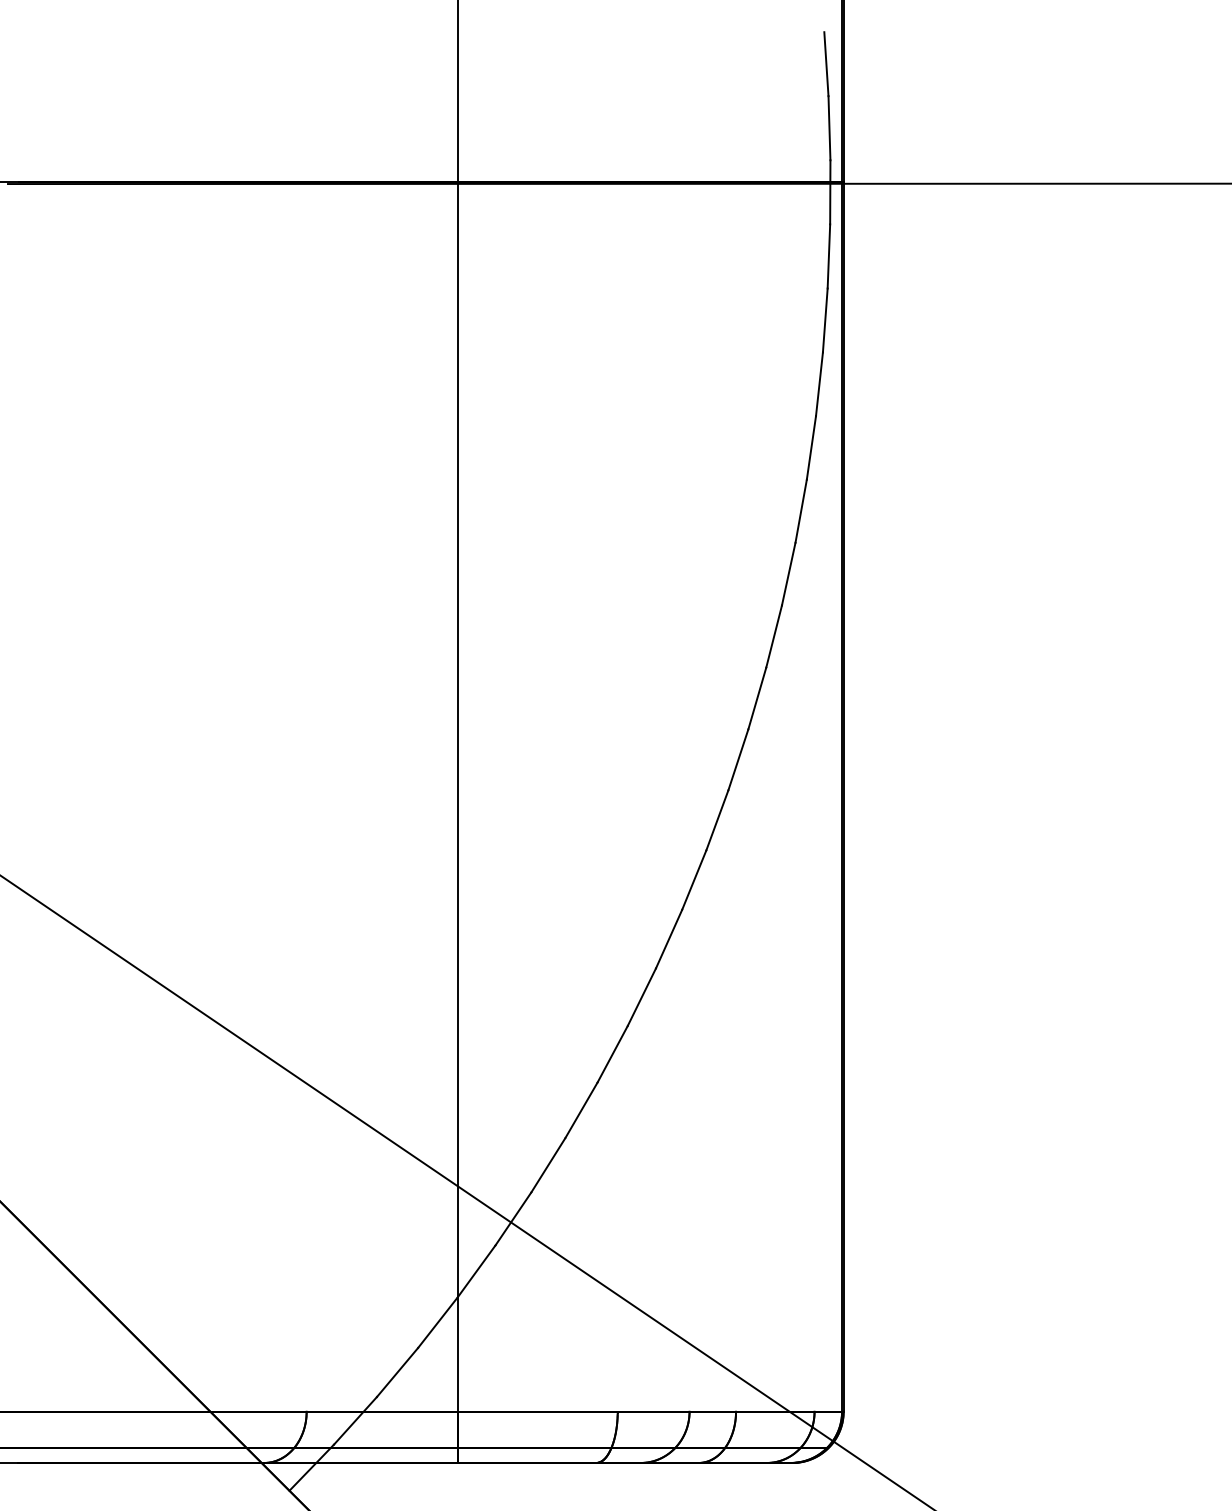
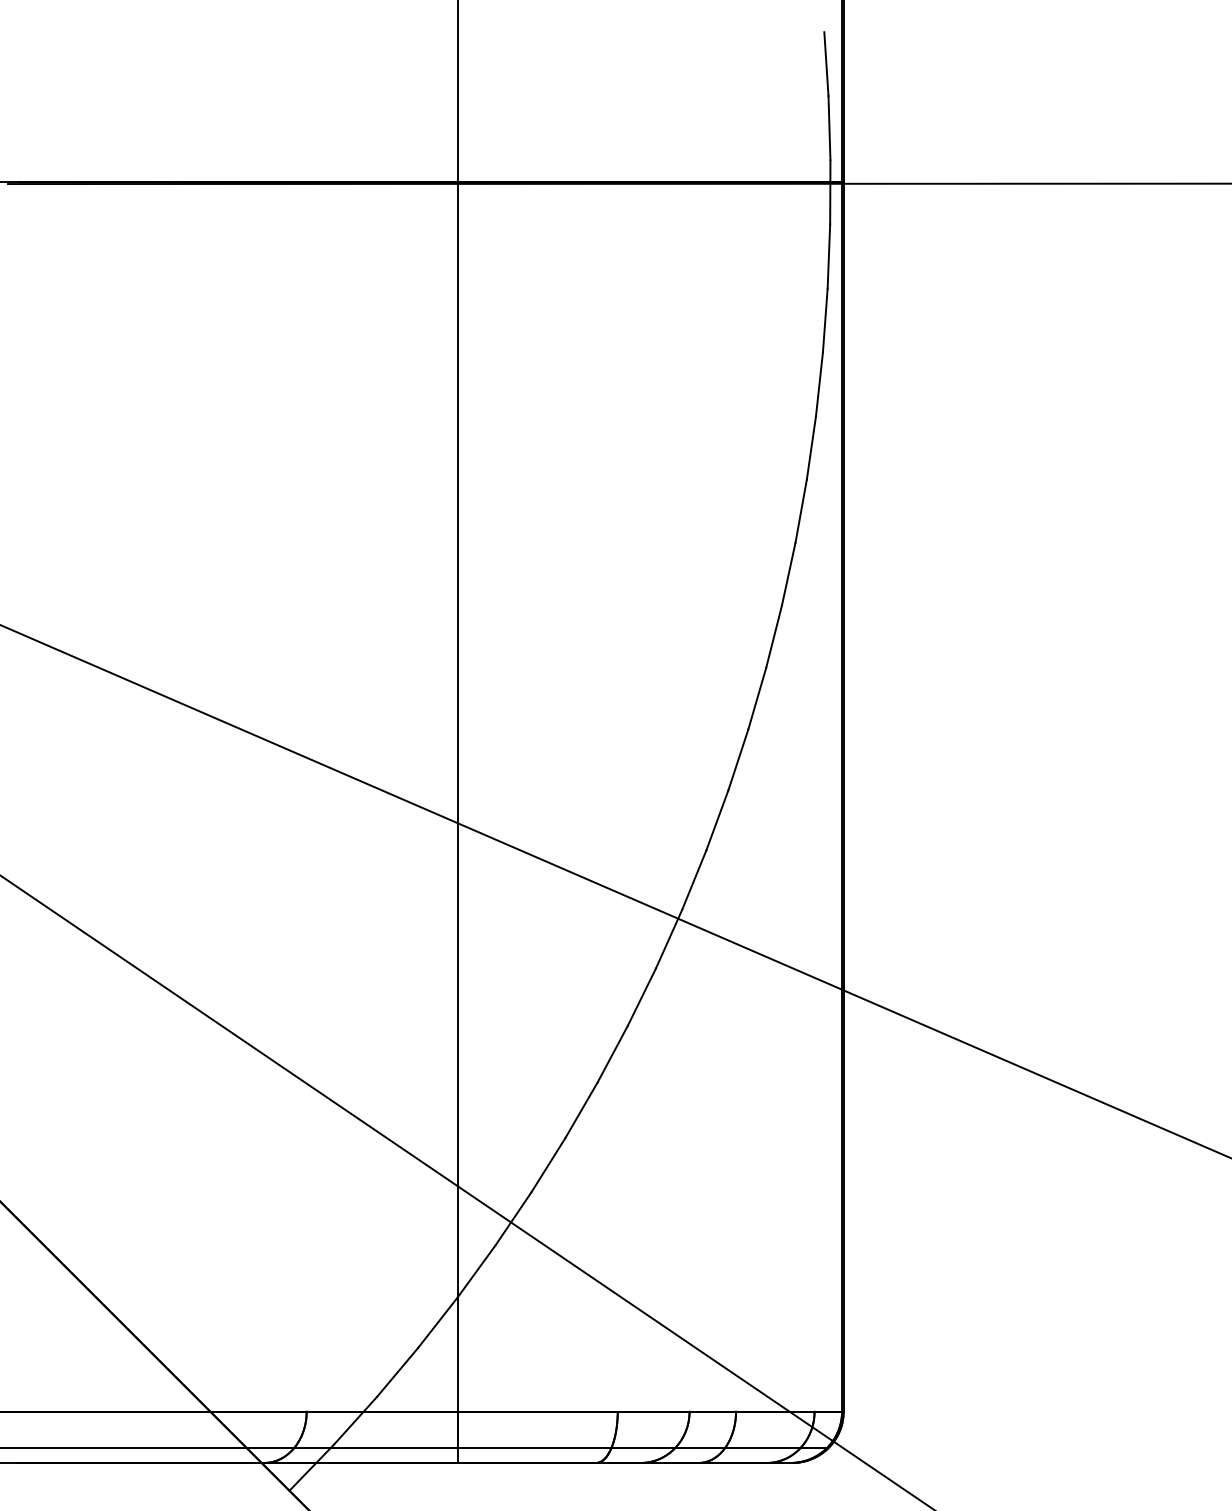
line: none -> present (615, 891)
